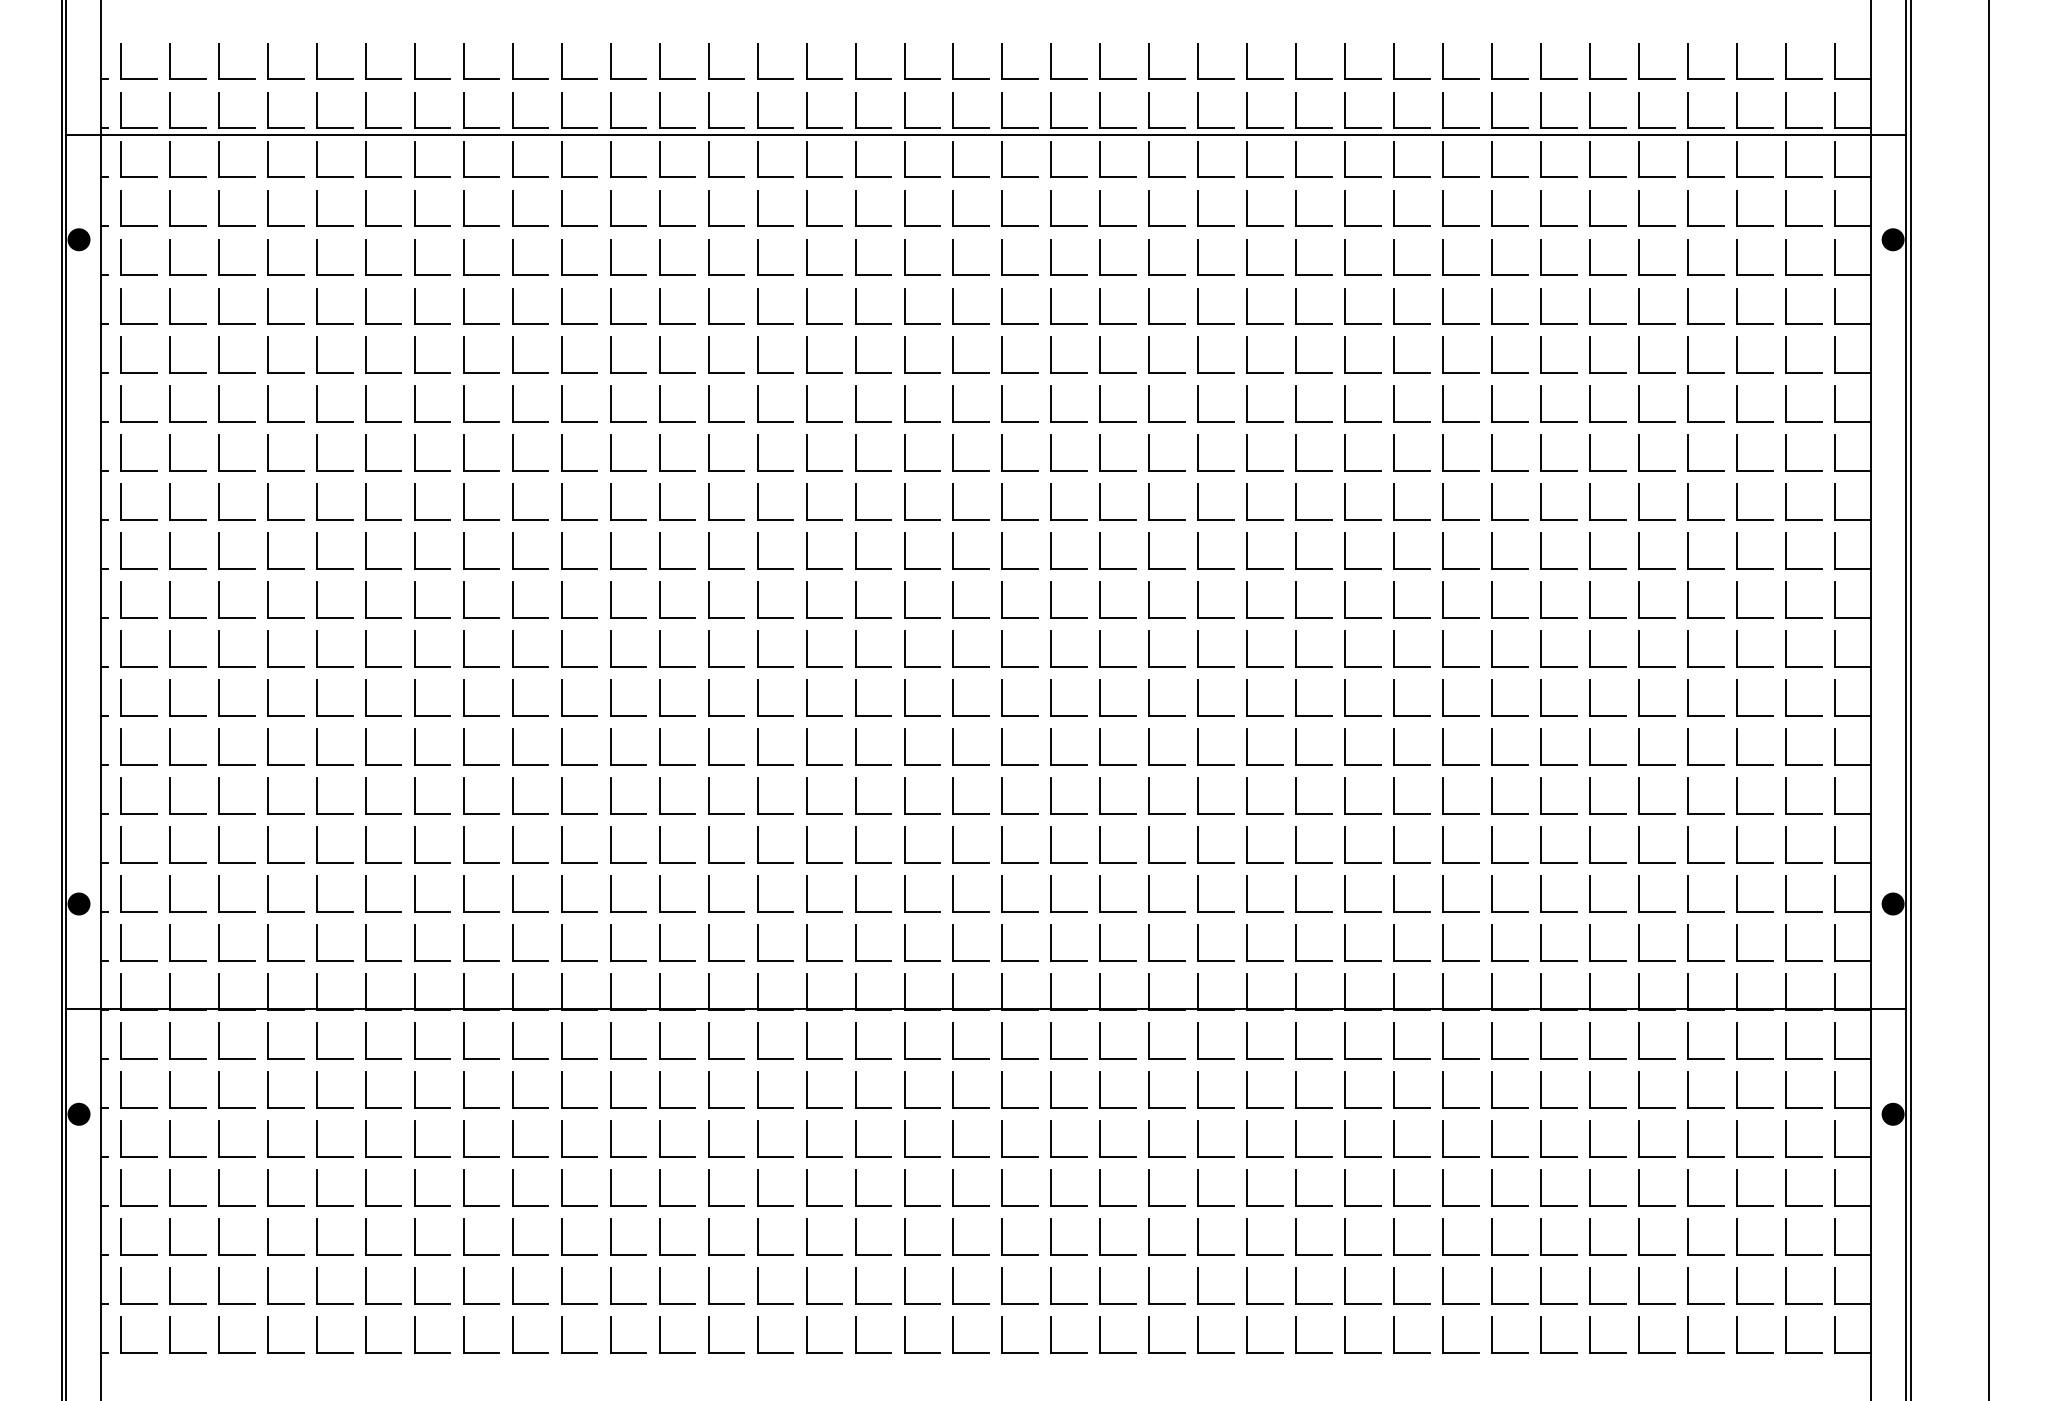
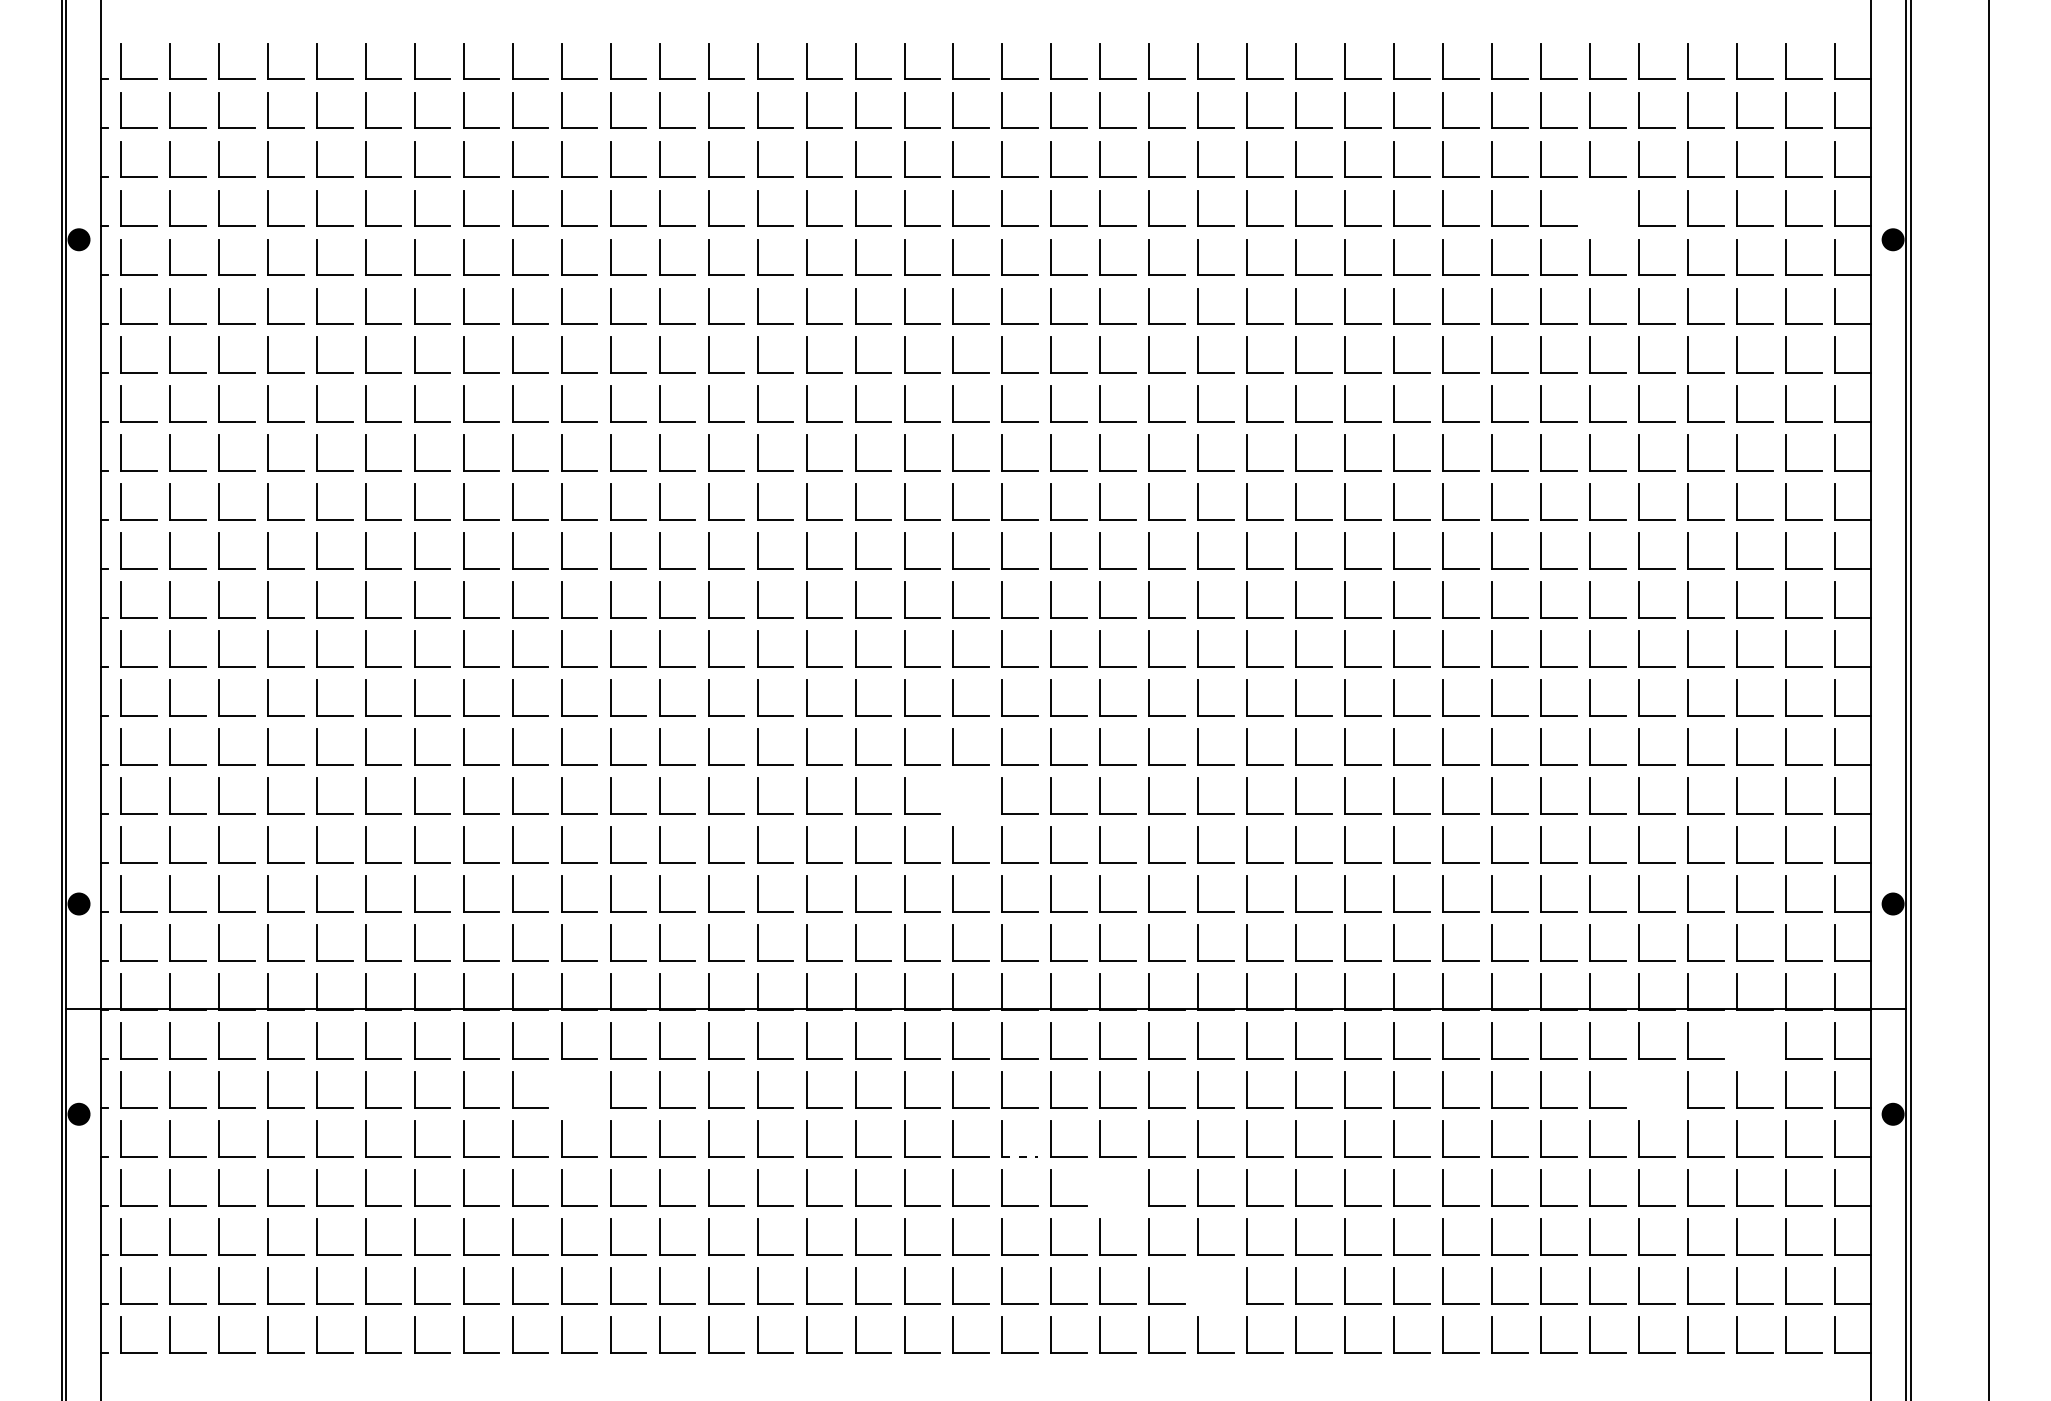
line: present -> none (985, 134)
part: present -> none (1590, 208)
part: present -> none (953, 795)
part: present -> none (1737, 1040)
part: present -> none (562, 1089)
part: present -> none (1639, 1089)
line: solid -> dashed (1020, 1156)
part: present -> none (1100, 1187)
part: present -> none (1198, 1285)
